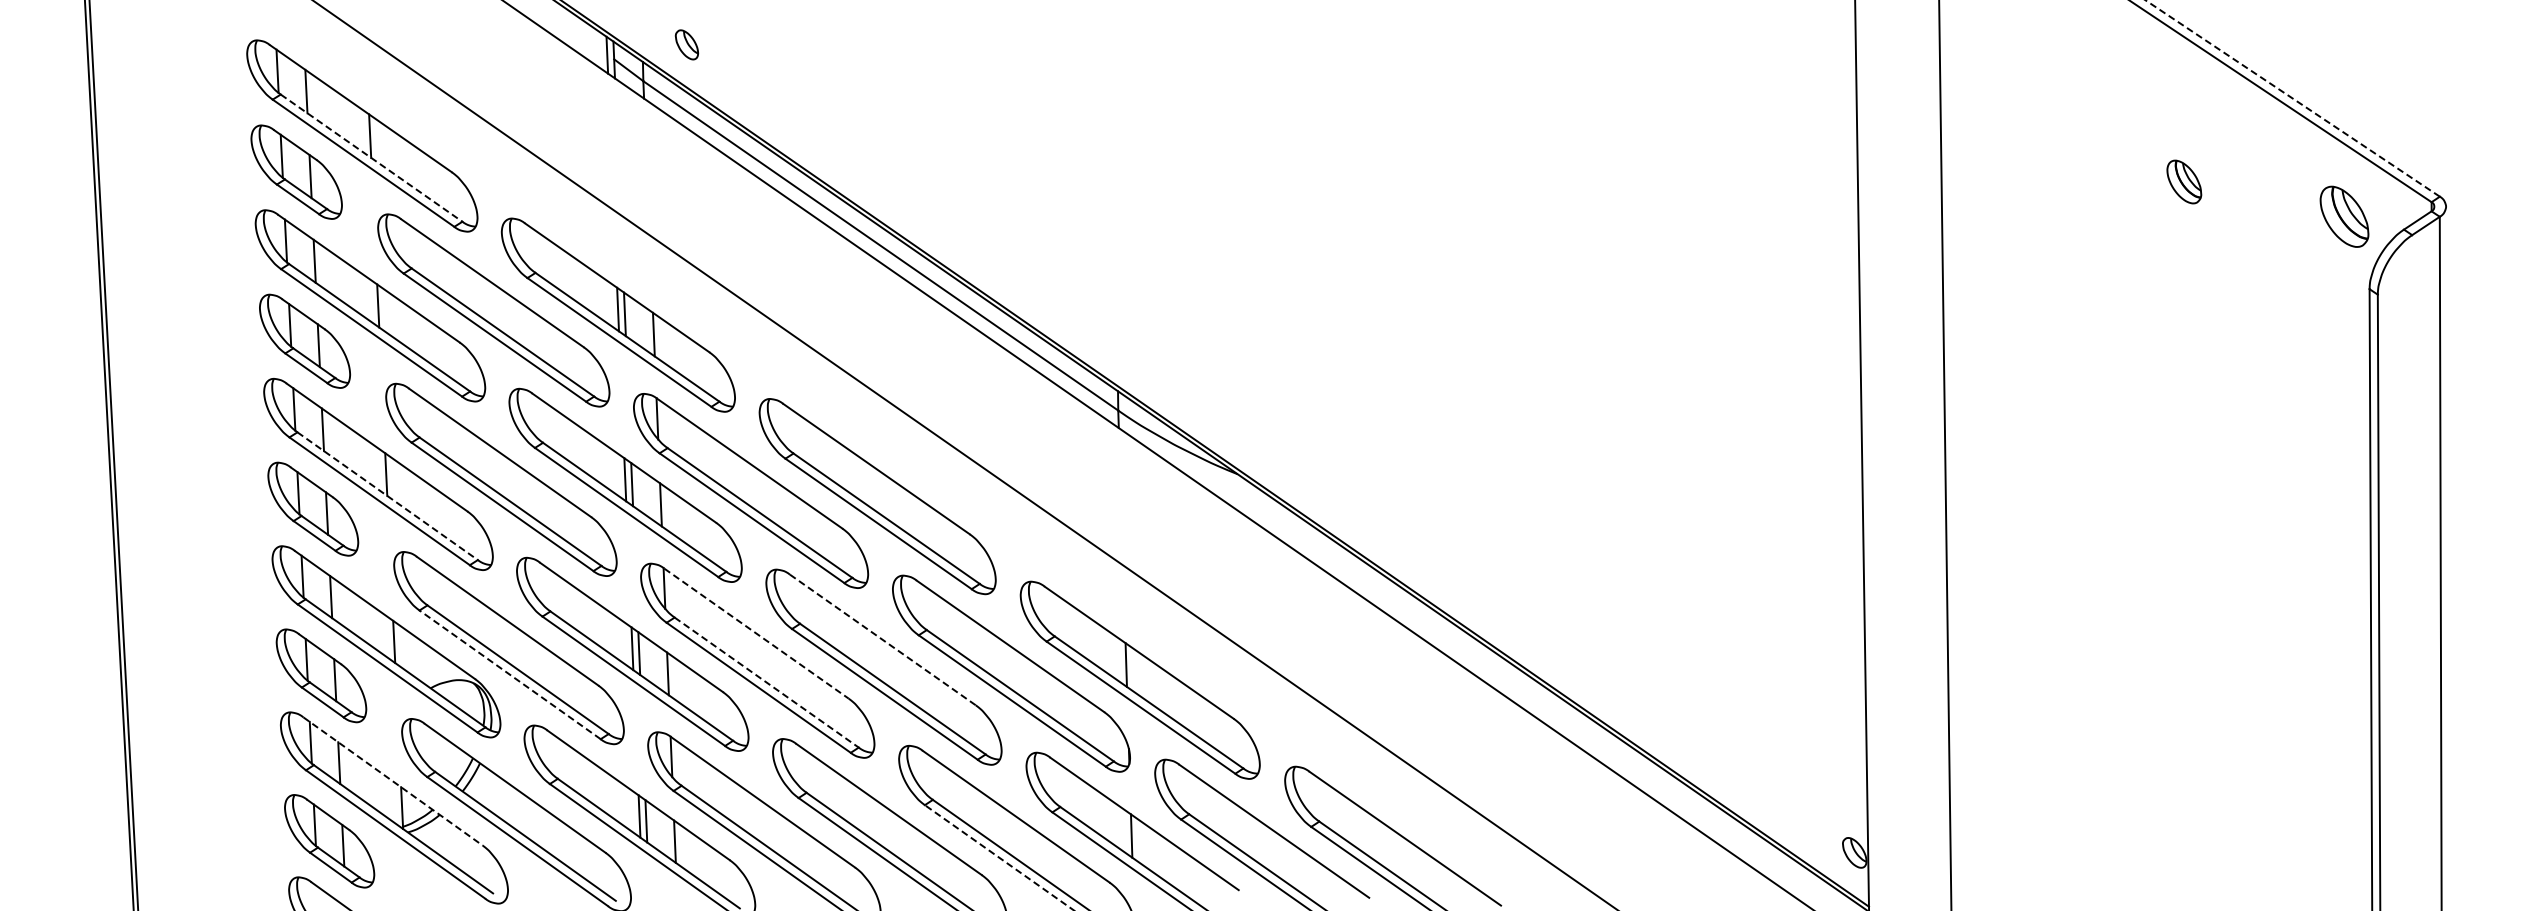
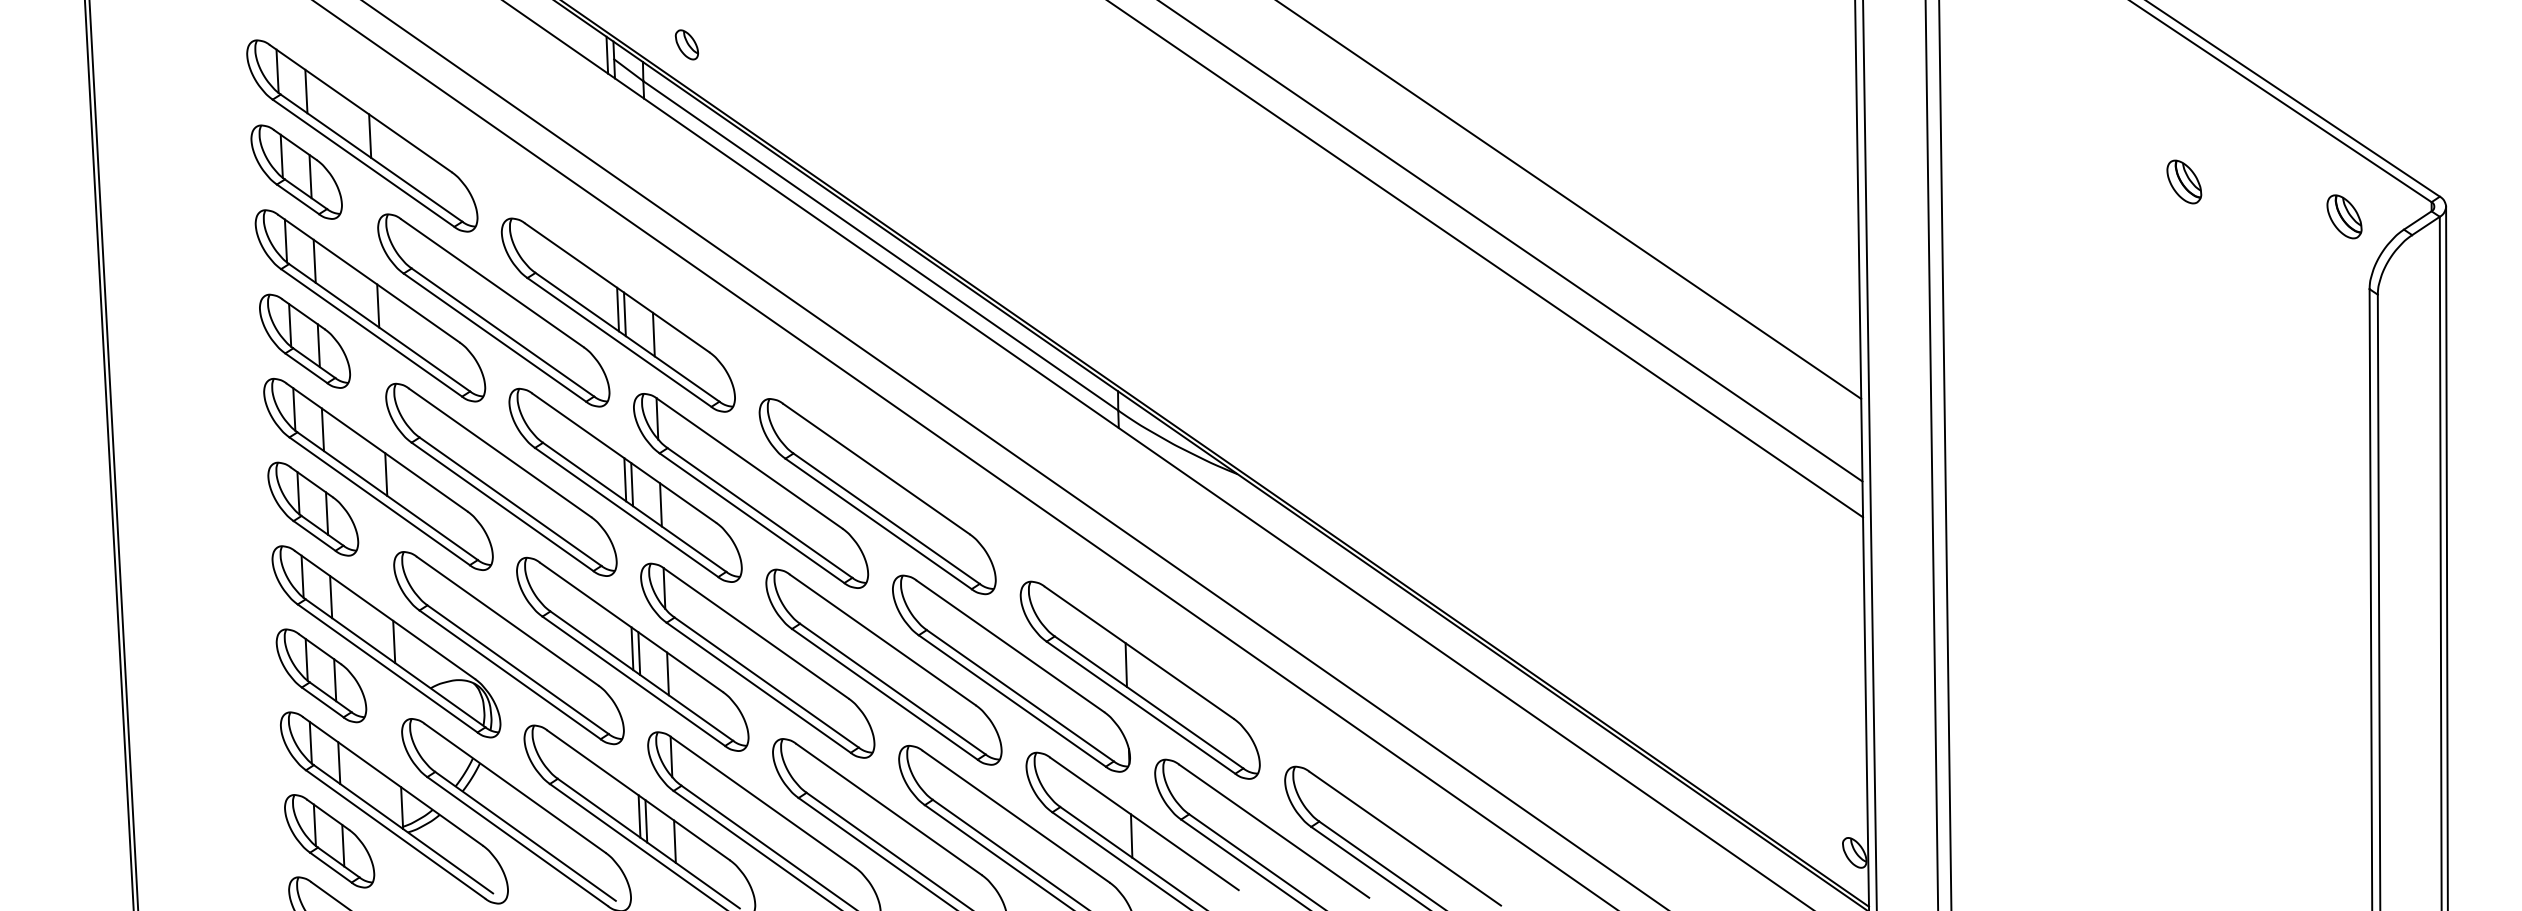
line: dashed -> solid (2292, 98)
line: dashed -> solid (371, 158)
line: none -> present (1570, 200)
part size: 51x63 px -> 37x46 px (2344, 216)
line: none -> present (1511, 241)
line: none -> present (1486, 259)
line: none -> present (1014, 454)
line: none -> present (1869, 454)
line: none -> present (1931, 454)
line: dashed -> solid (387, 496)
line: none -> present (2446, 556)
line: dashed -> solid (756, 633)
line: dashed -> solid (882, 639)
line: dashed -> solid (509, 674)
line: dashed -> solid (766, 682)
line: dashed -> solid (393, 781)
line: dashed -> solid (999, 858)
